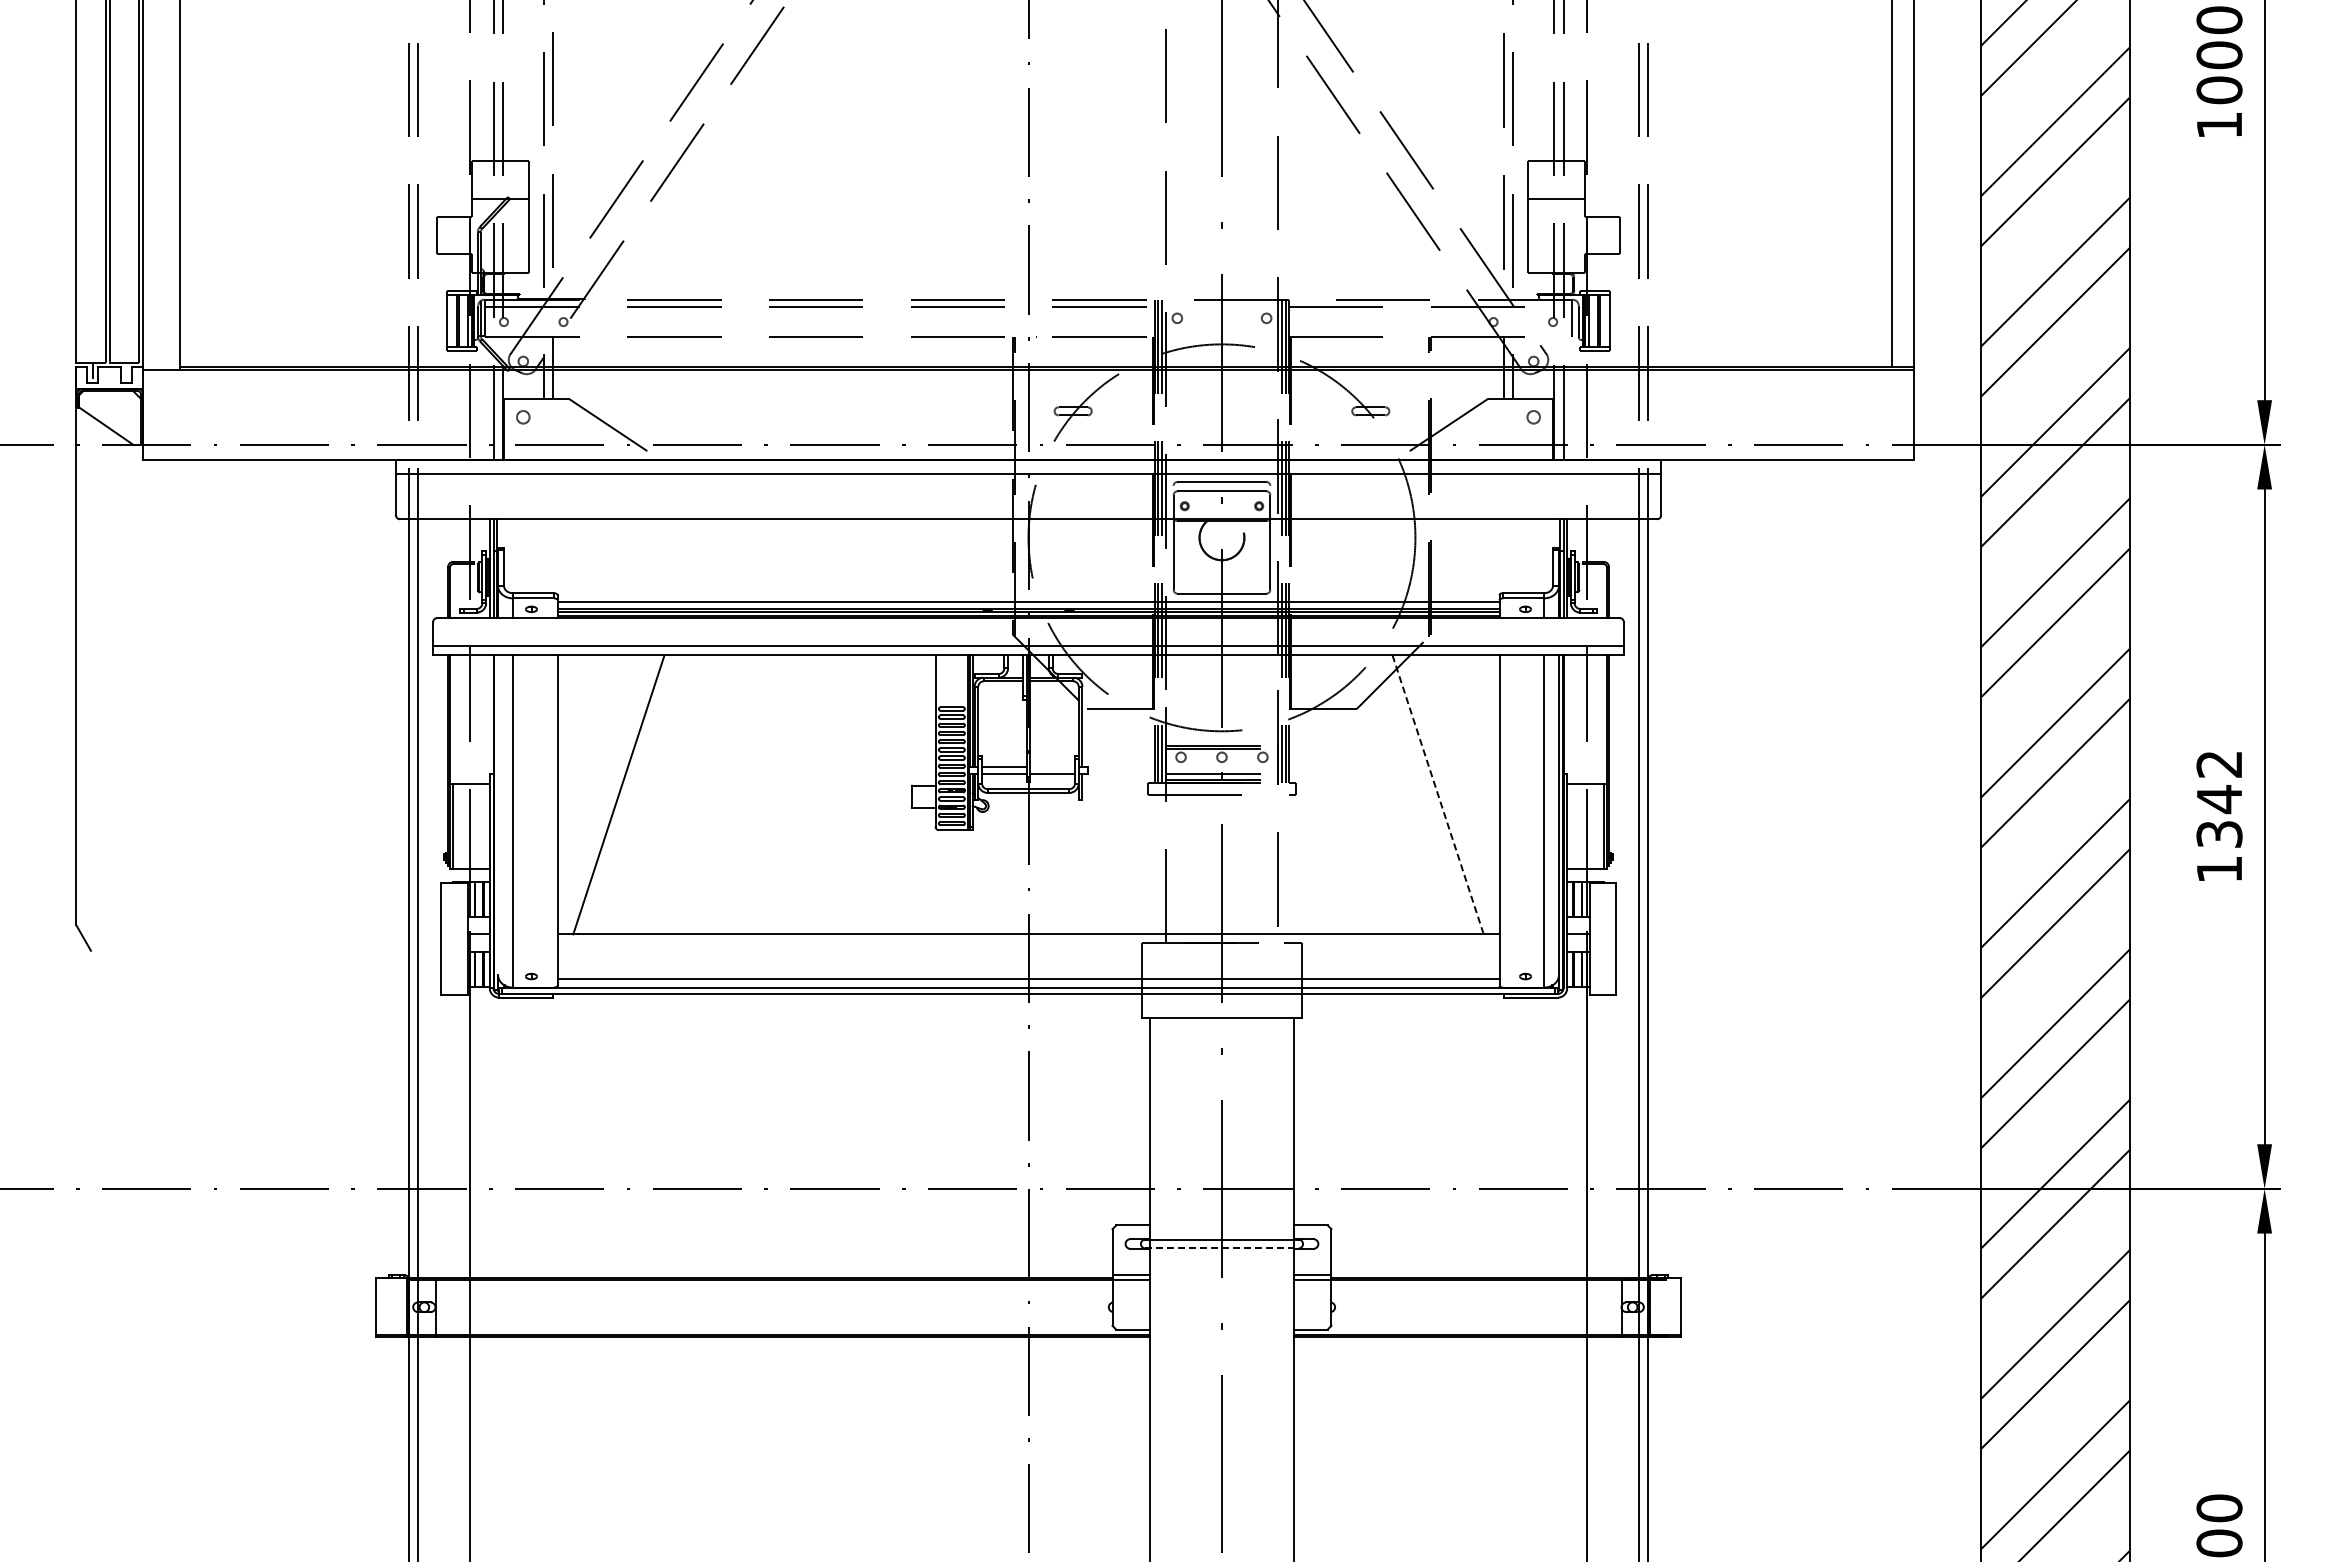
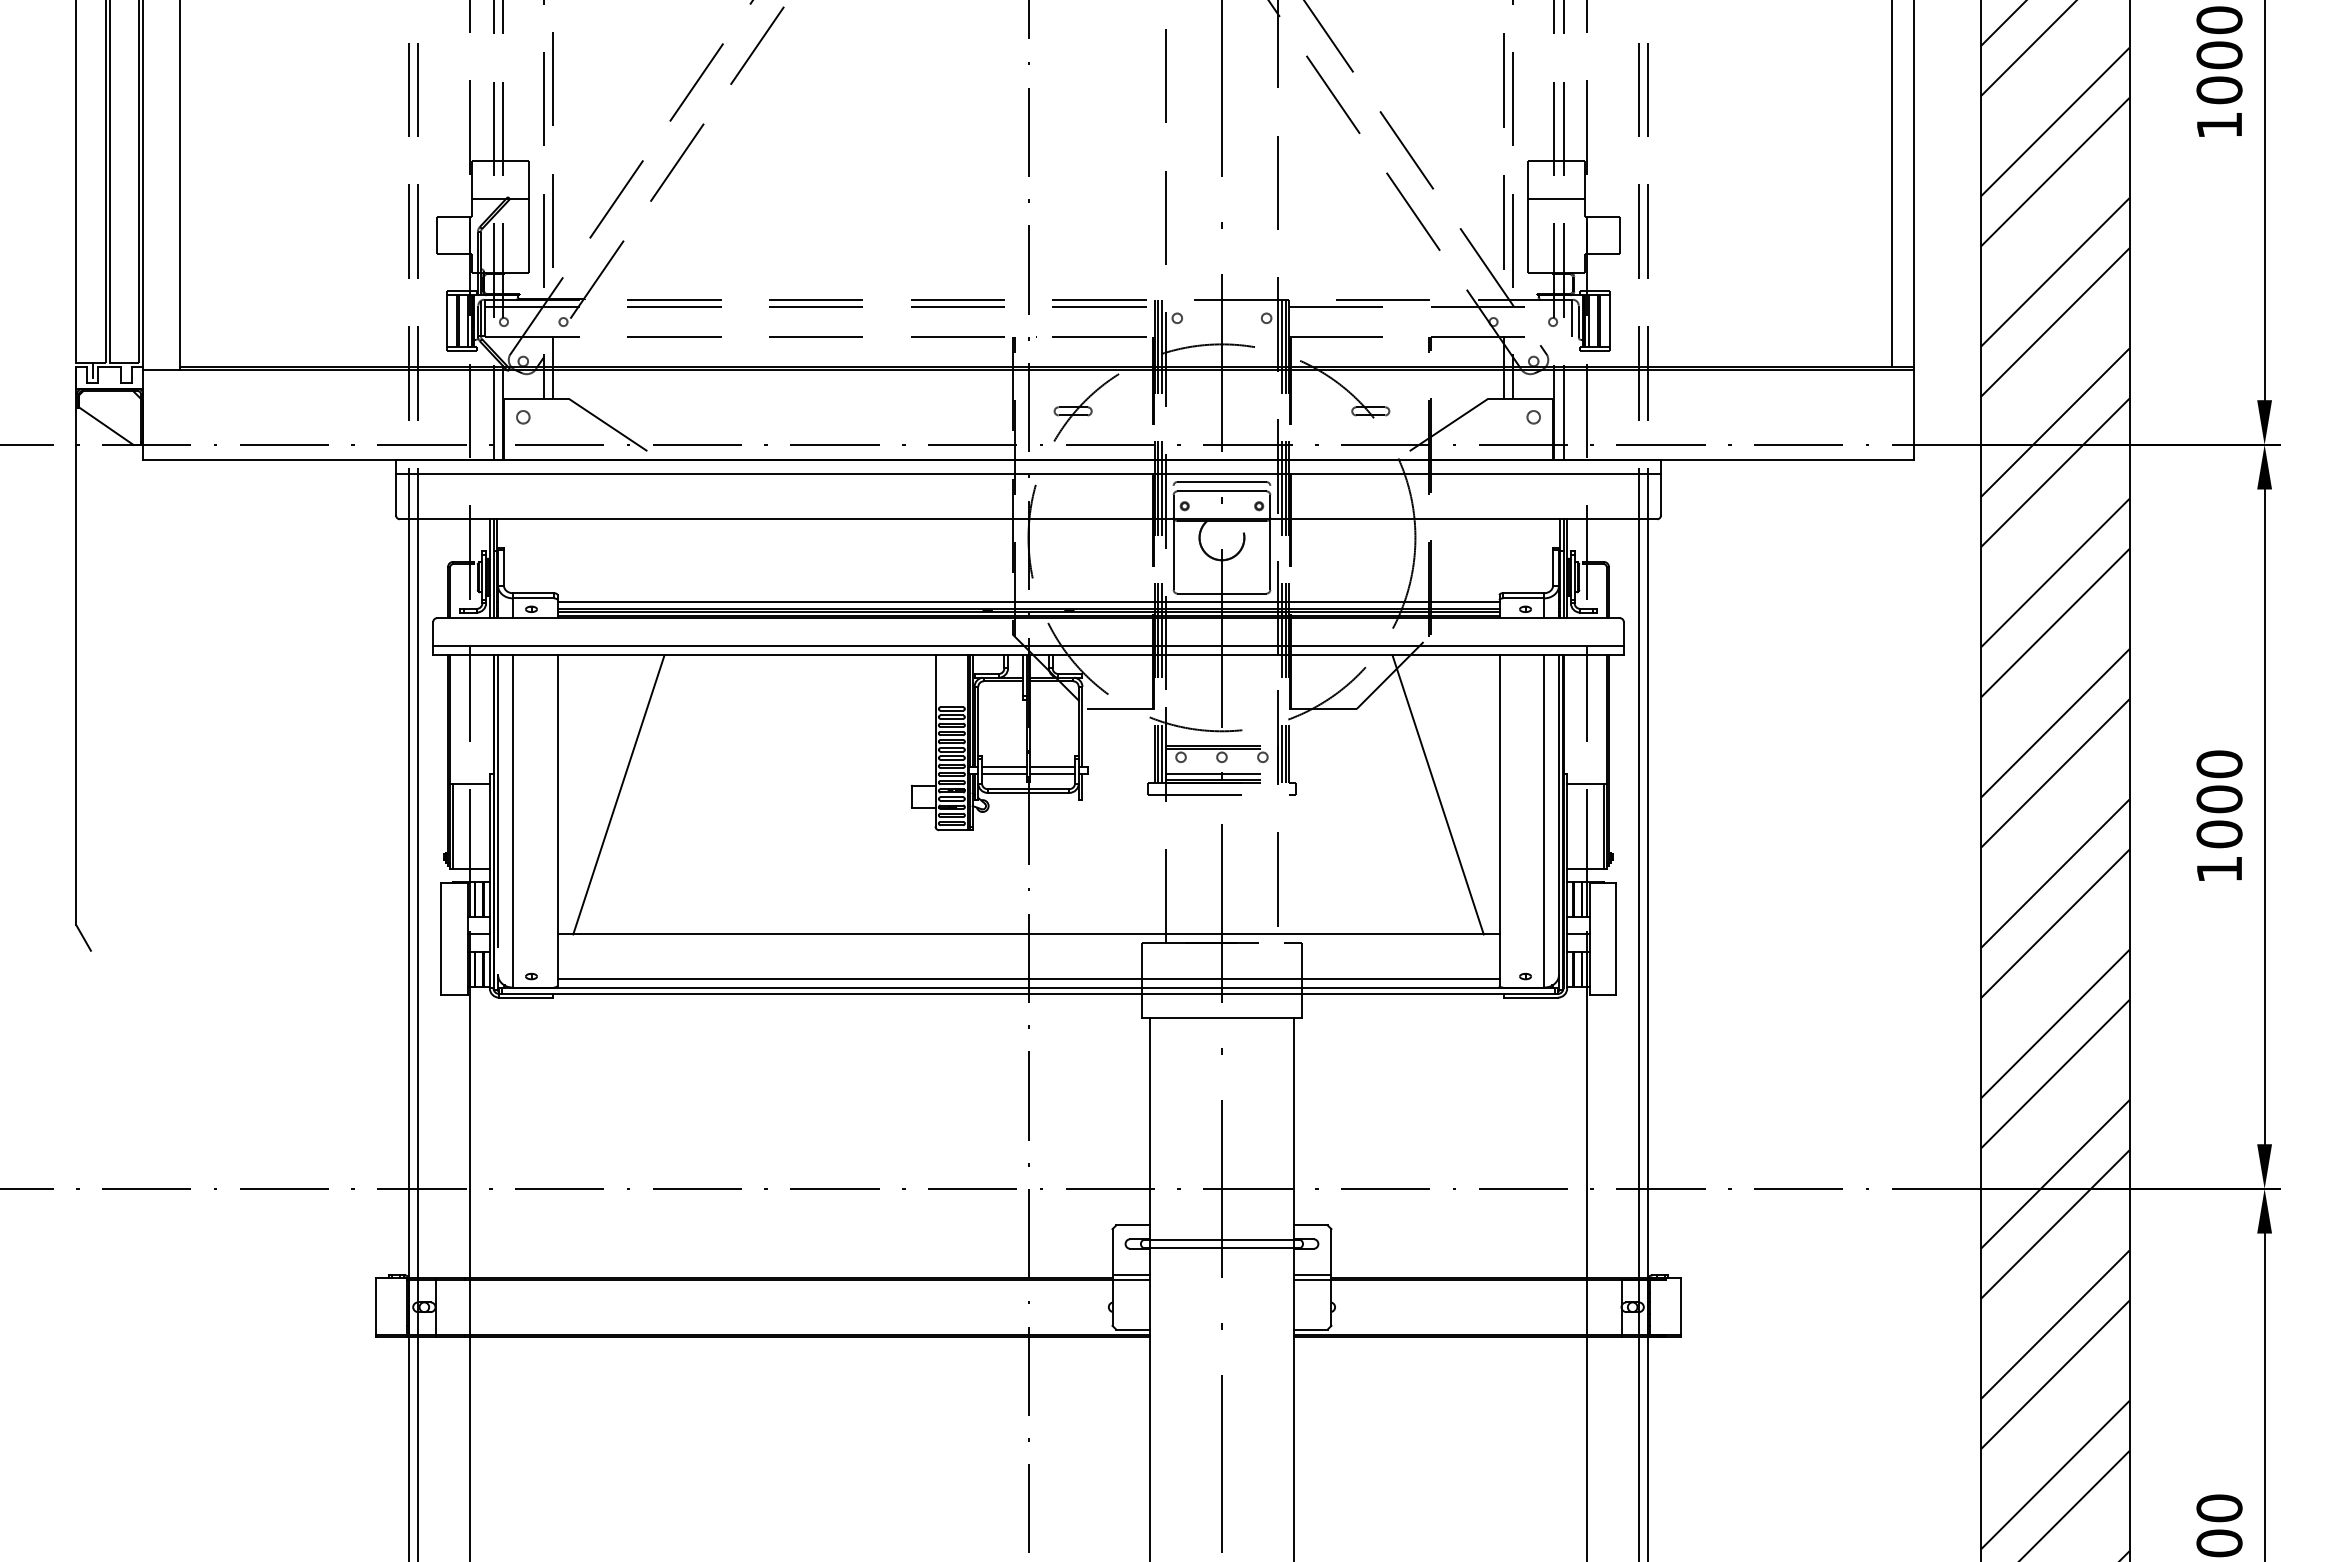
line: none -> present (1052, 766)
line: dashed -> solid (1438, 794)
text: 1342 -> 1000 (2219, 799)
line: none -> present (498, 801)
line: dashed -> solid (1221, 1248)
